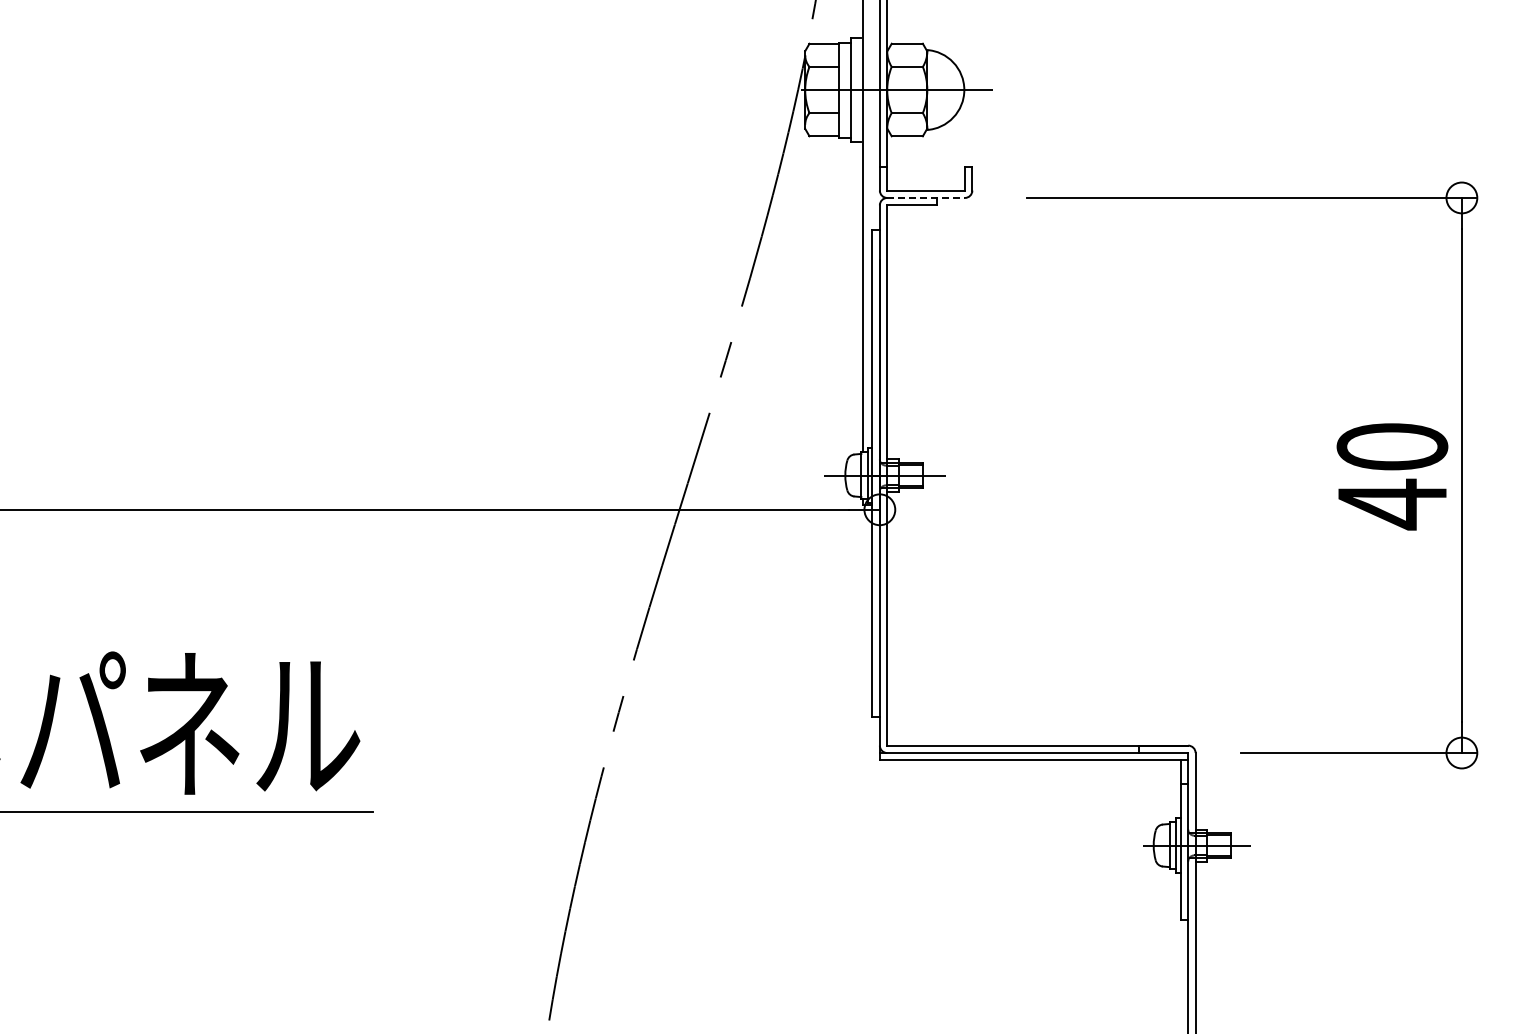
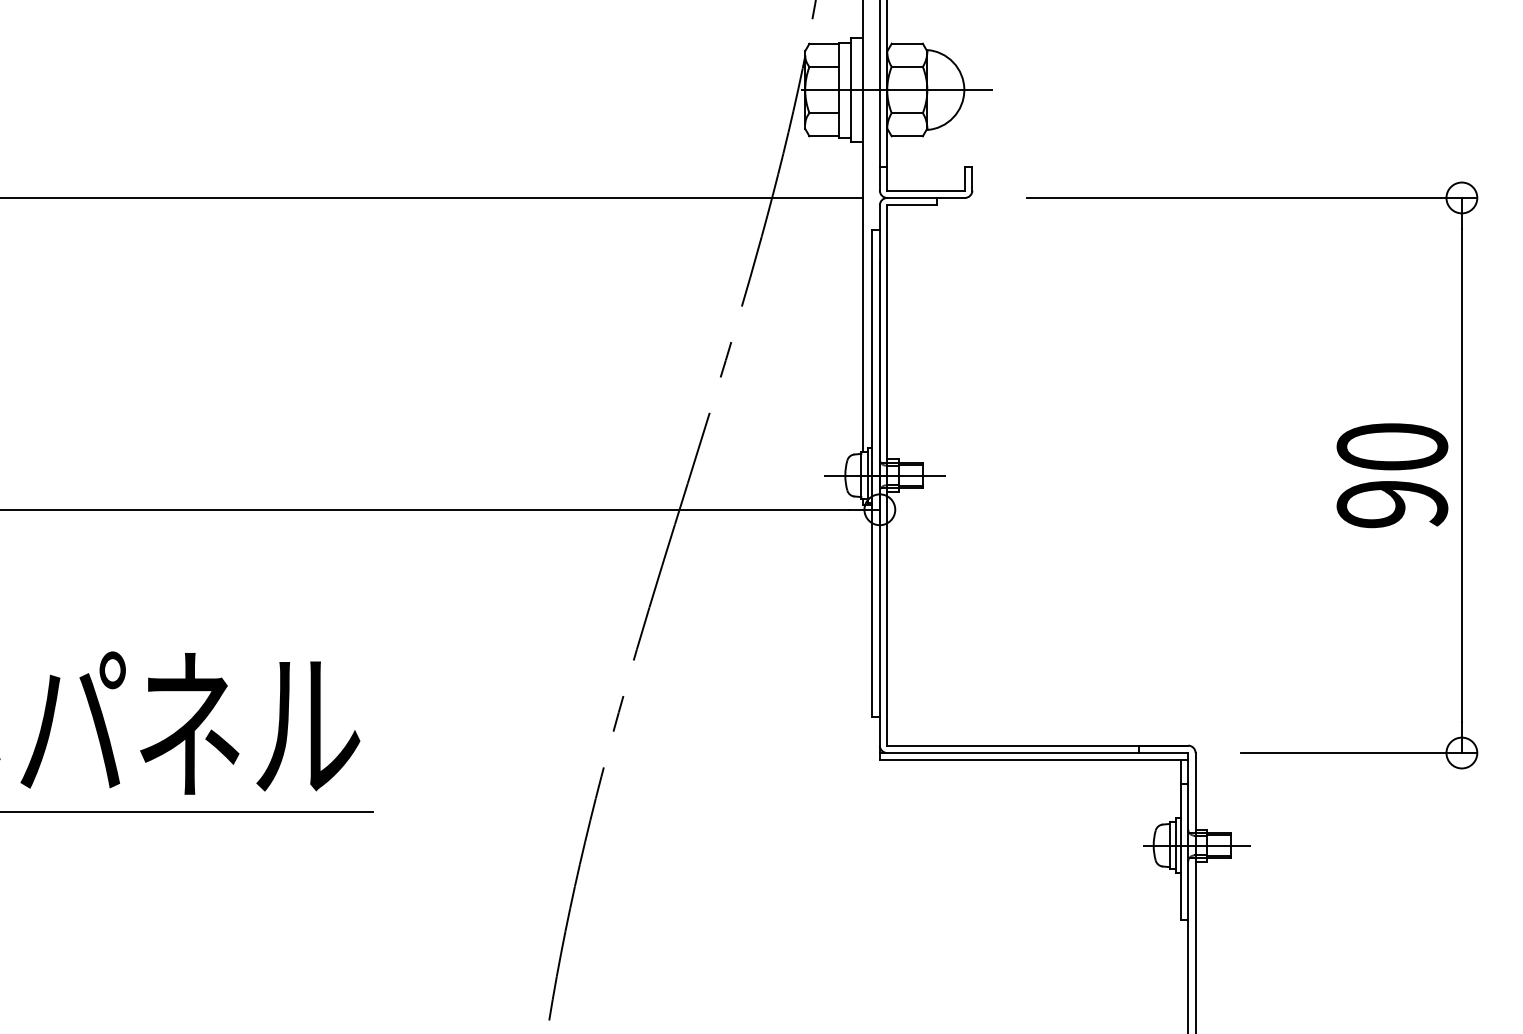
line: none -> present (432, 197)
line: dashed -> solid (926, 197)
text: 40 -> 90 (1392, 504)
